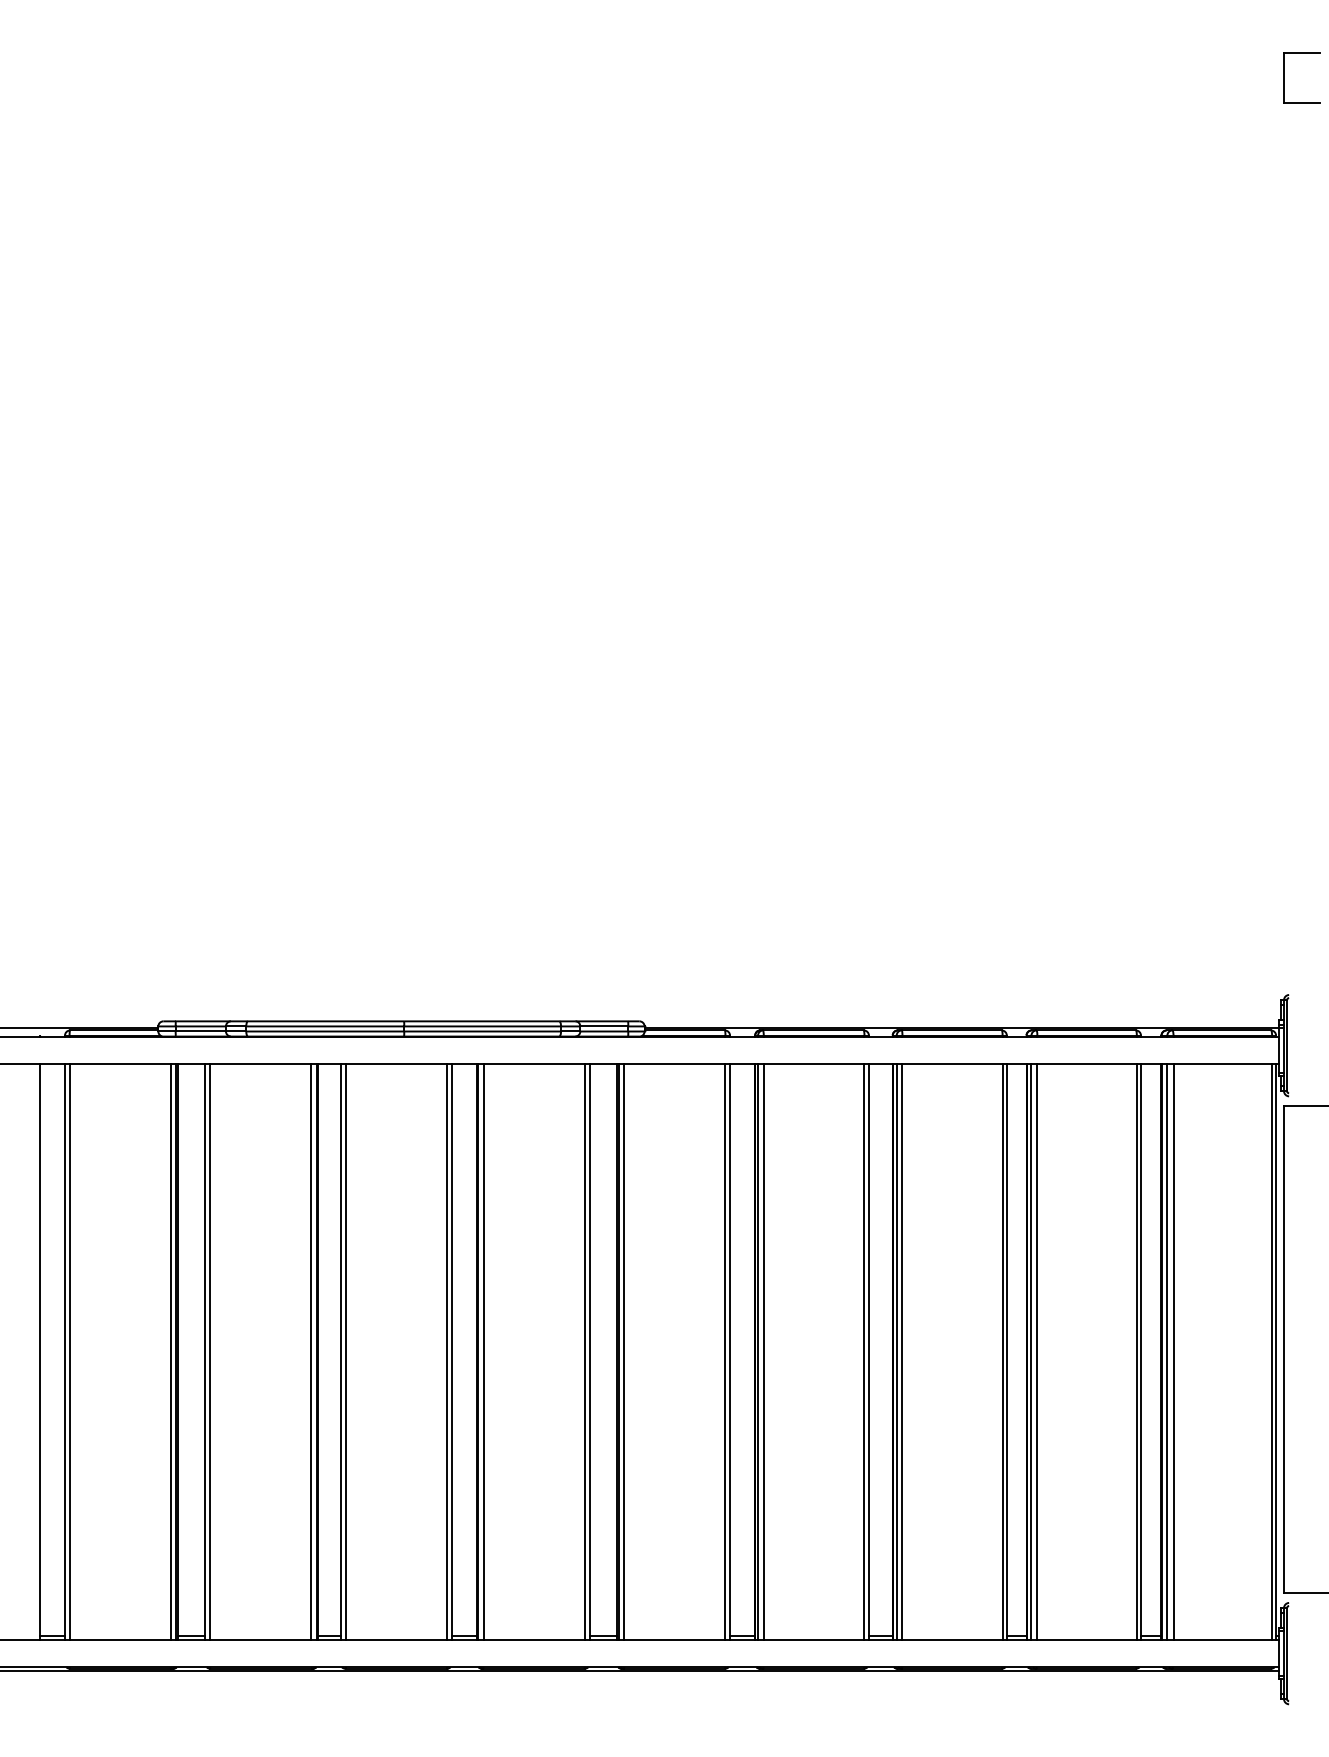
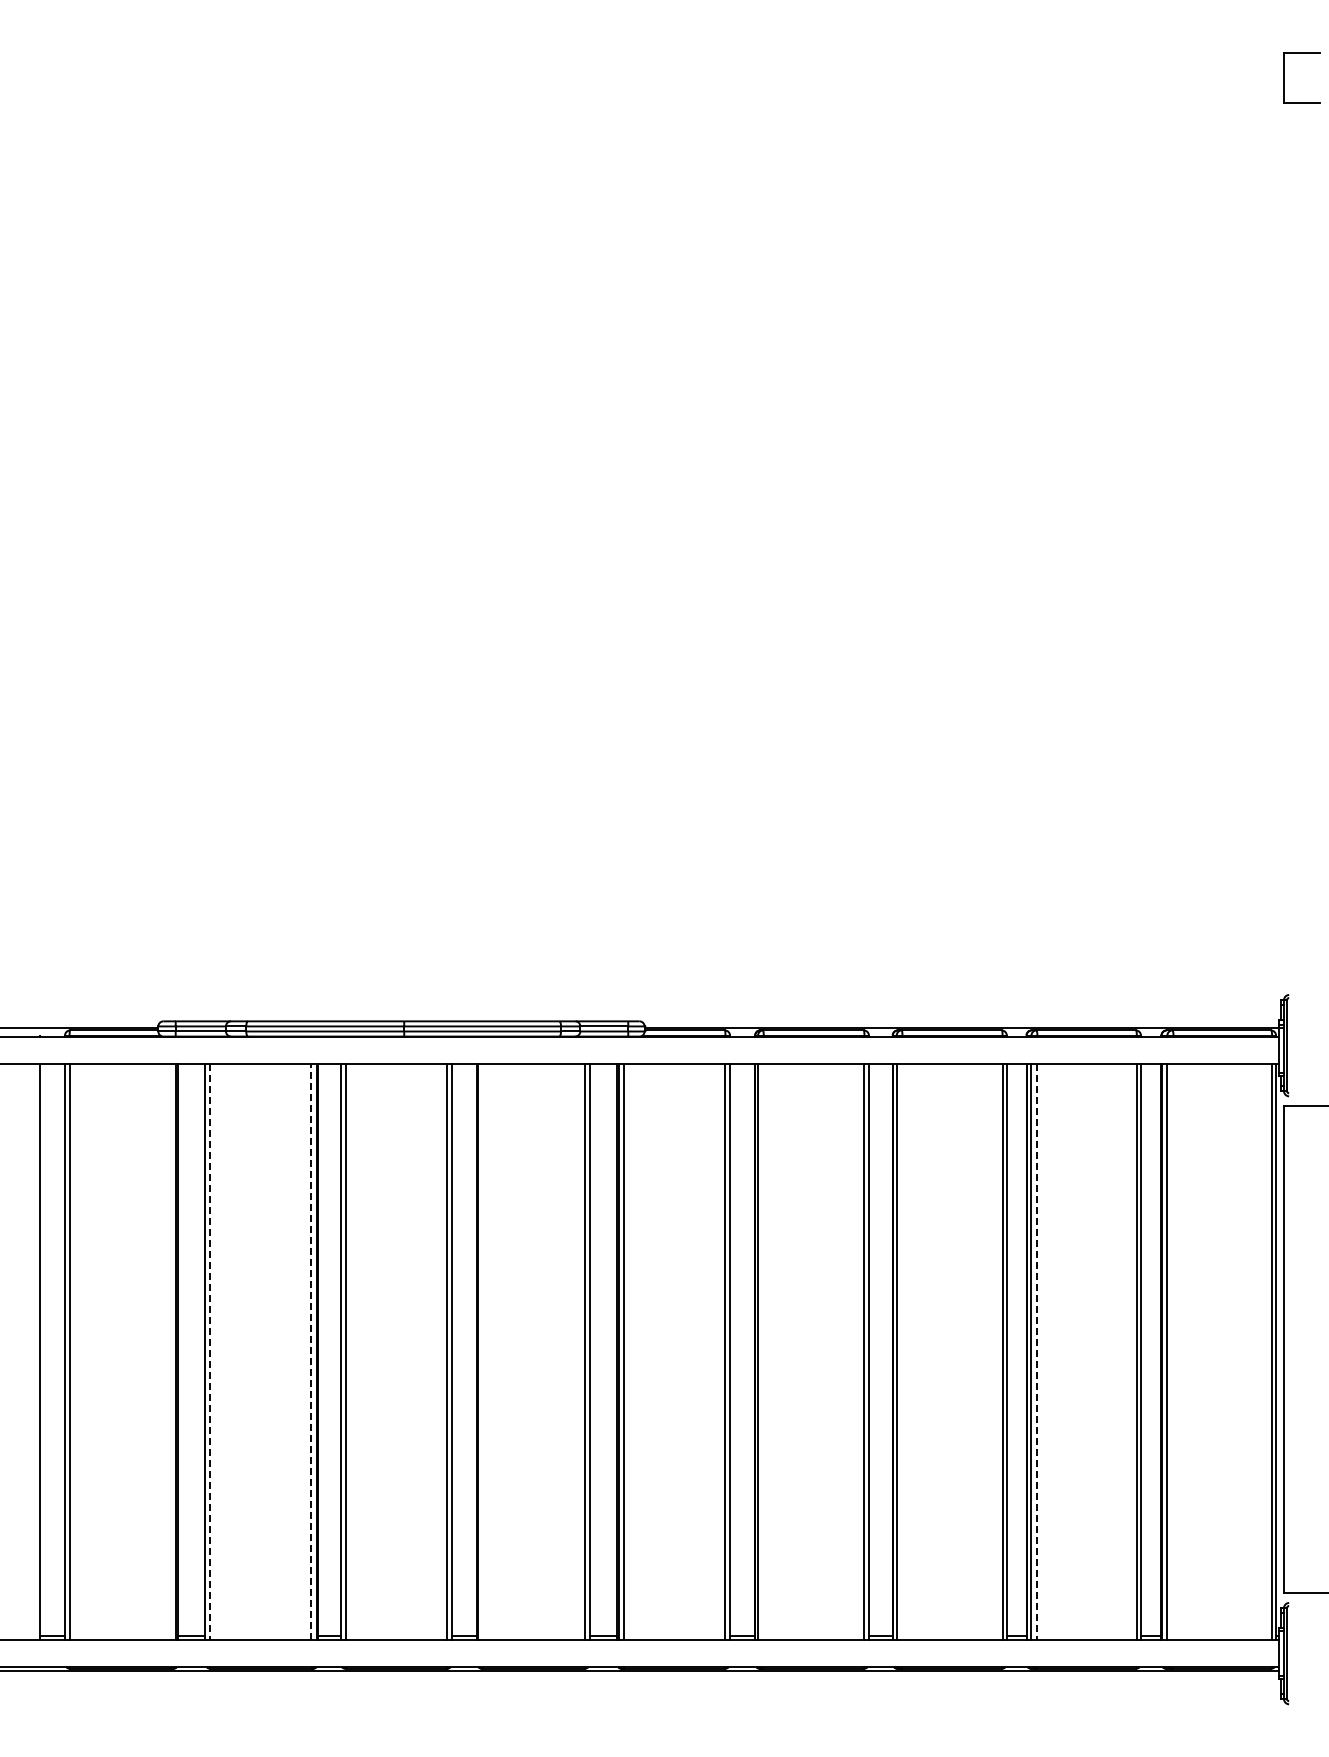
line: present -> none (170, 1351)
line: present -> none (483, 1351)
line: present -> none (763, 1351)
line: present -> none (902, 1351)
line: present -> none (1173, 1351)
line: solid -> dashed (210, 1352)
line: solid -> dashed (311, 1352)
line: solid -> dashed (1037, 1352)
